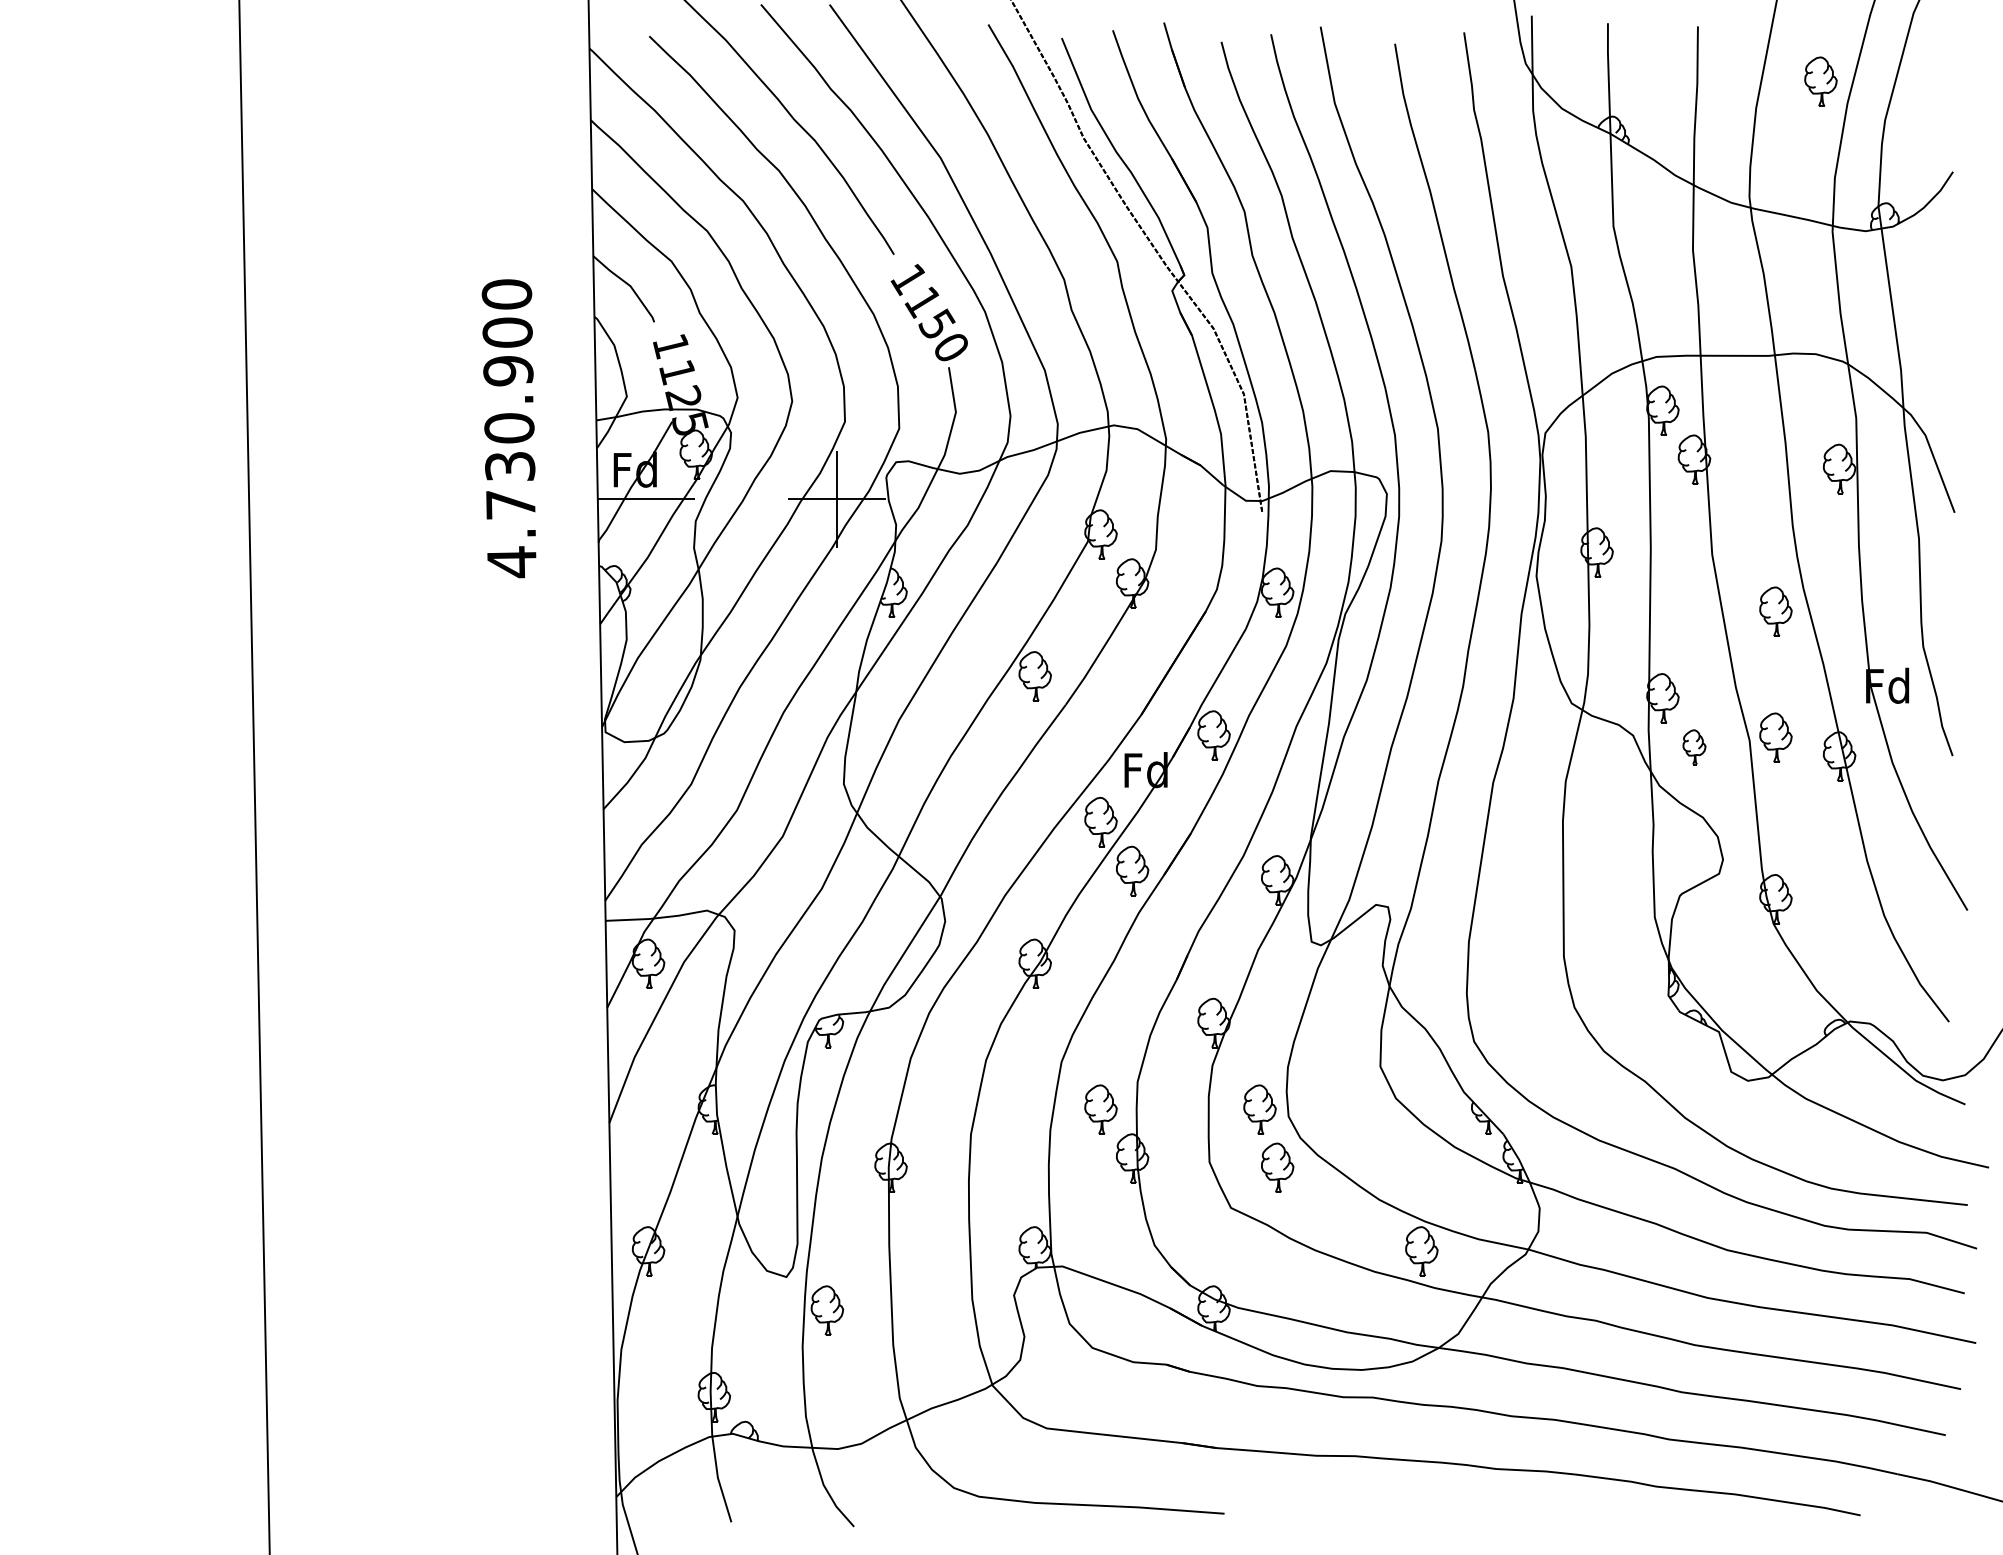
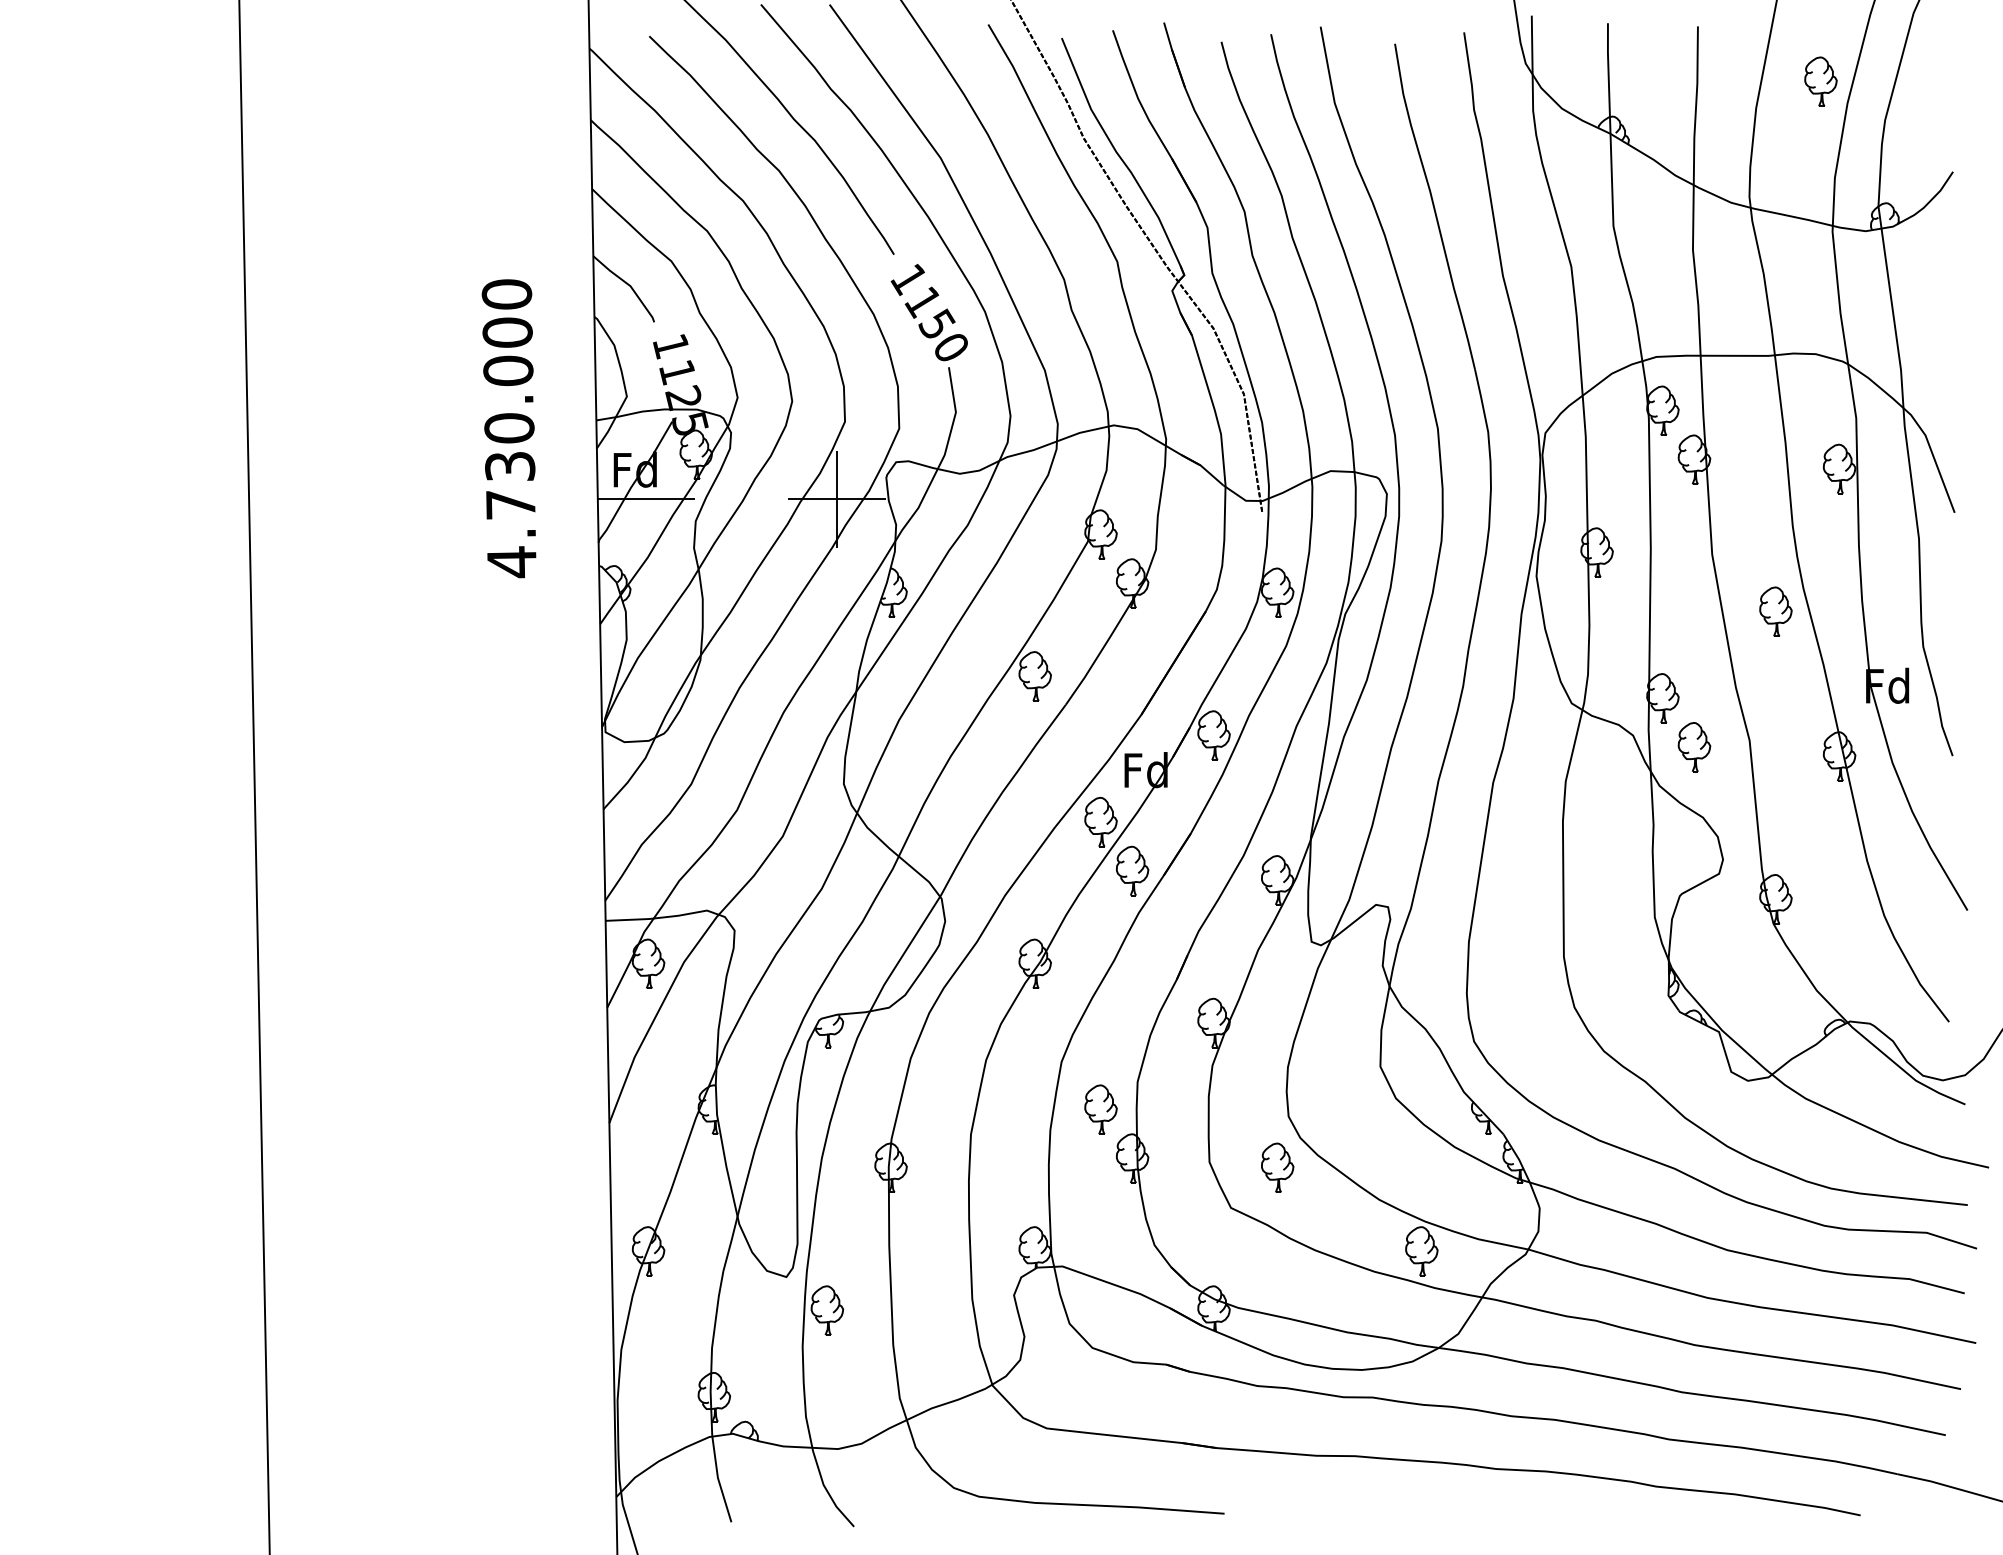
text: 4.730.900 -> 4.730.000 (508, 370)
part: present -> none (1775, 737)
part size: 25x37 px -> 35x51 px (1694, 747)
part: present -> none (1259, 1109)
